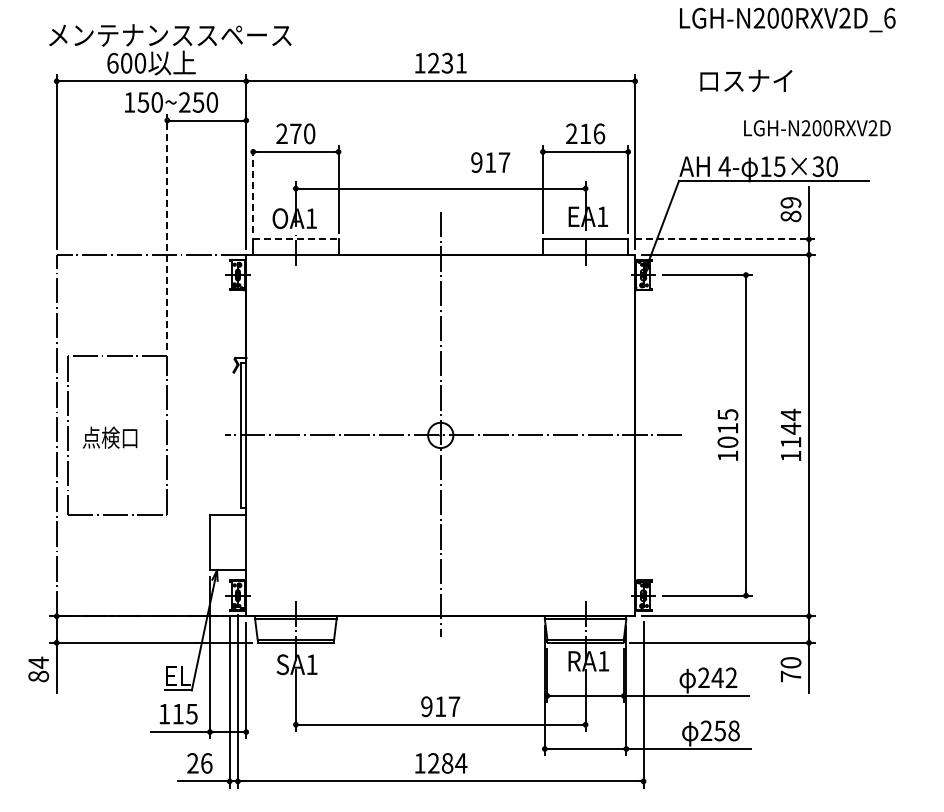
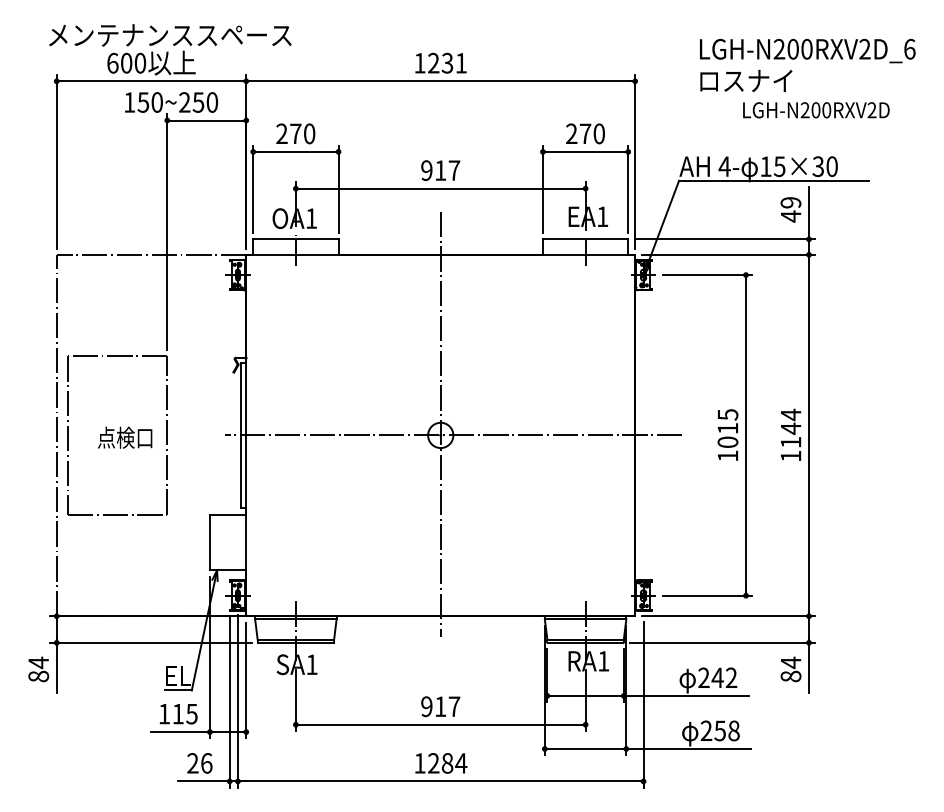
text position: (787, 19) -> (807, 50) (807, 50)
text position: (817, 128) -> (816, 110) (816, 110)
text: 216 -> 270 (592, 133)
text position: (490, 162) -> (440, 170) (440, 170)
line: dashed -> solid (253, 189)
text: 89 -> 49 (790, 216)
line: dashed -> solid (167, 232)
line: dashed -> solid (295, 239)
line: dashed -> solid (725, 239)
text position: (110, 437) -> (125, 437) (125, 437)
text: 70 -> 84 (790, 669)
